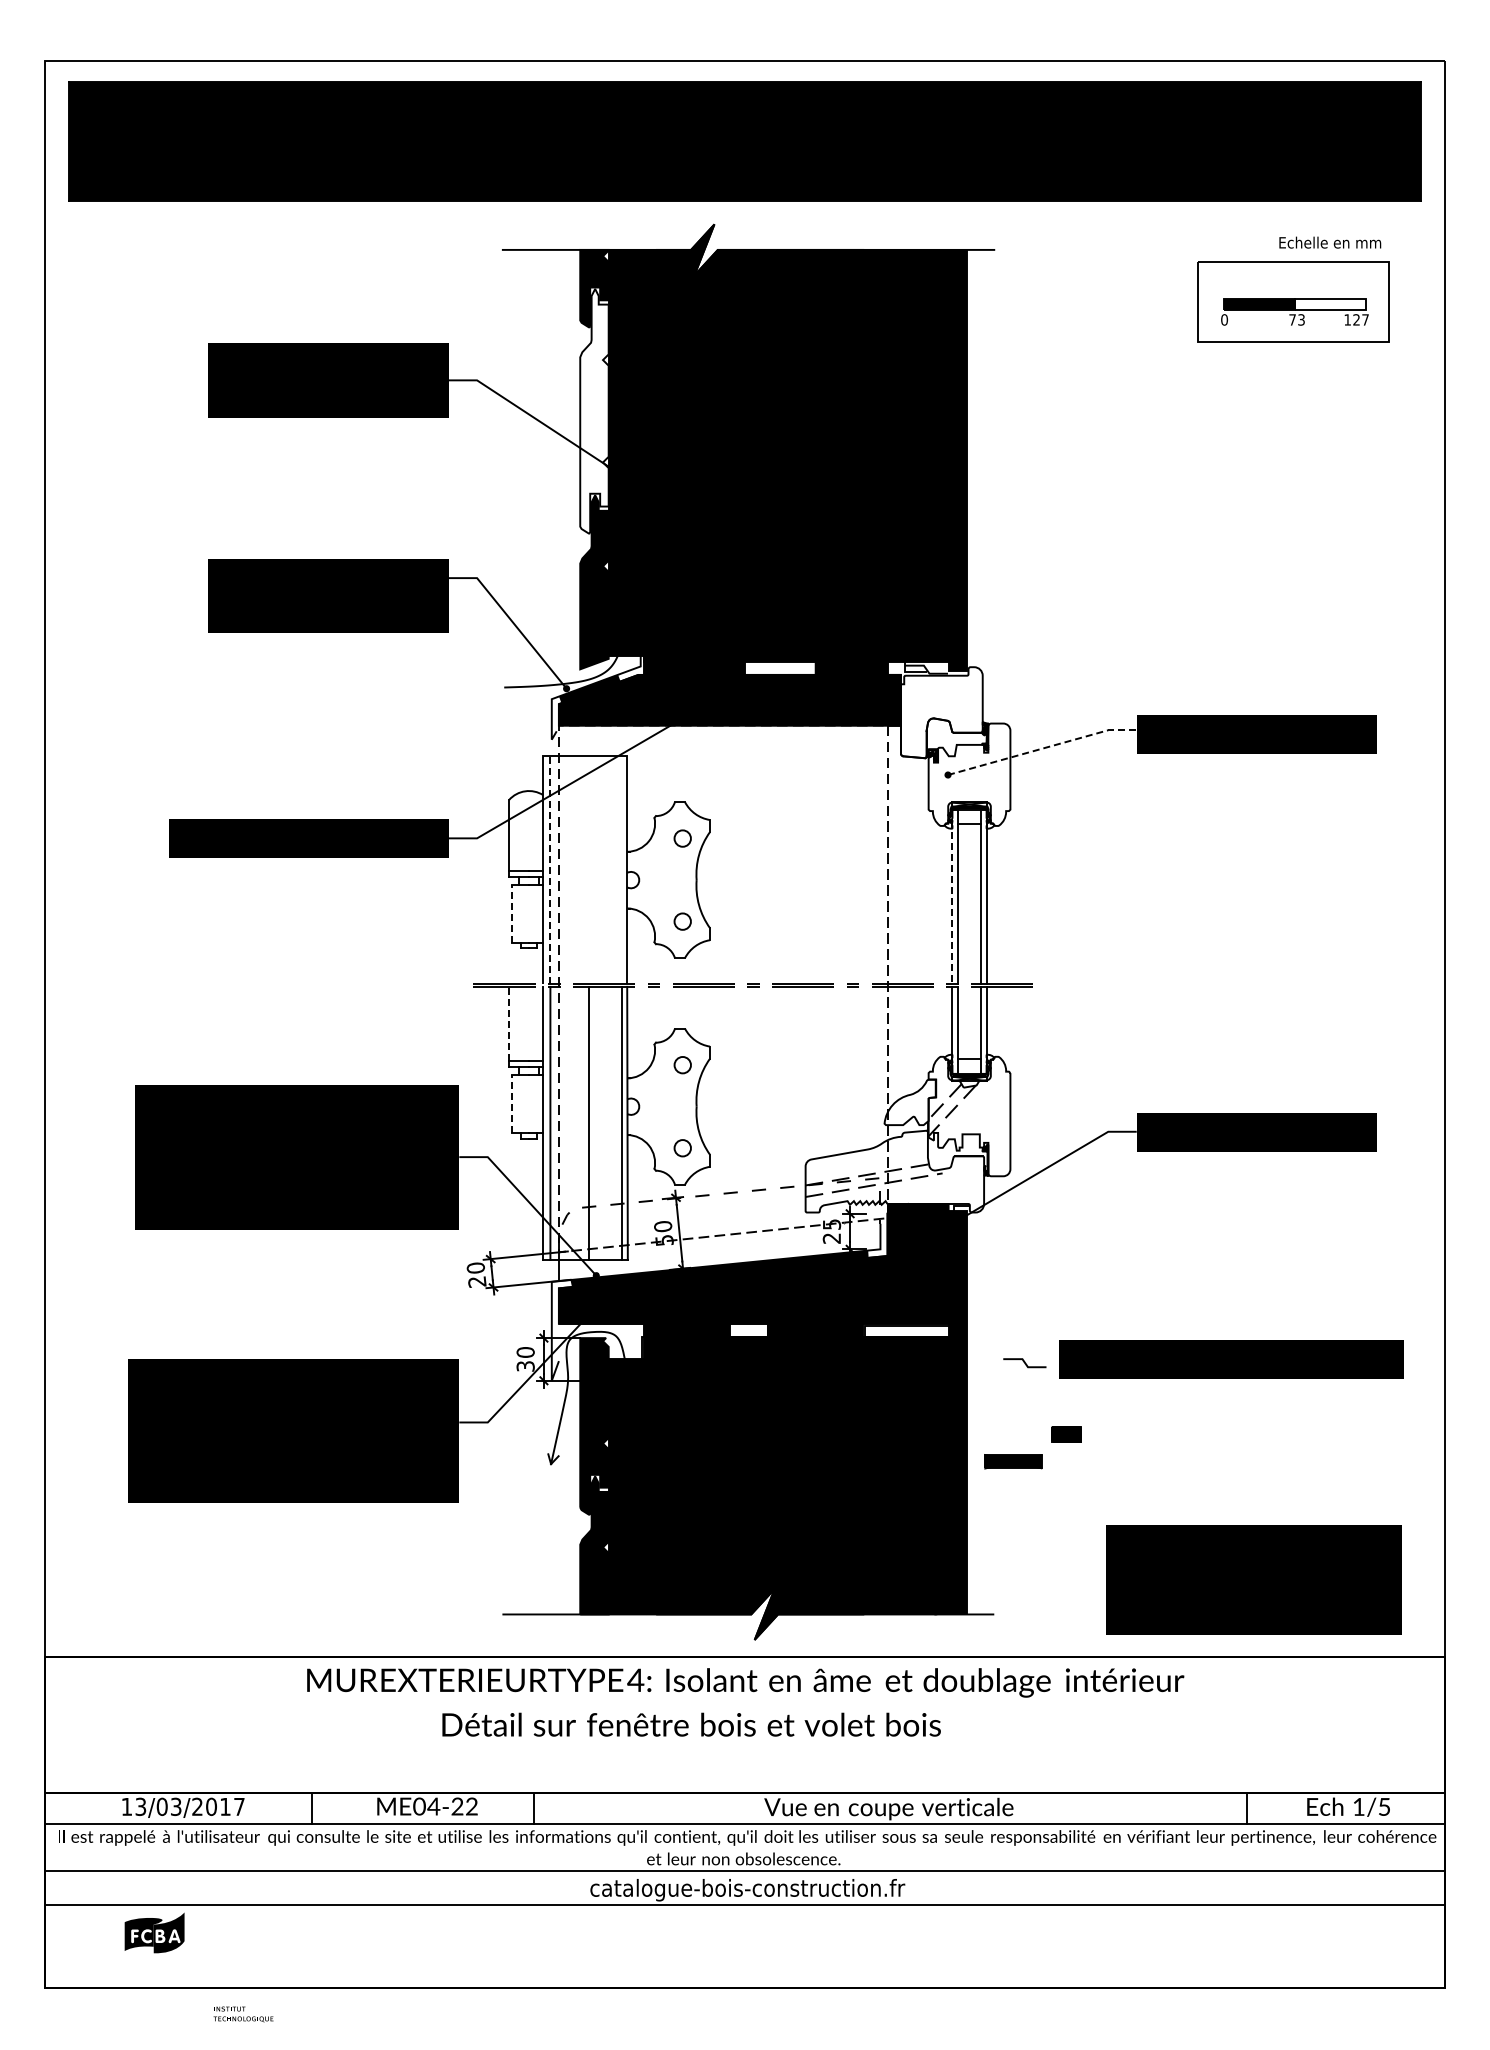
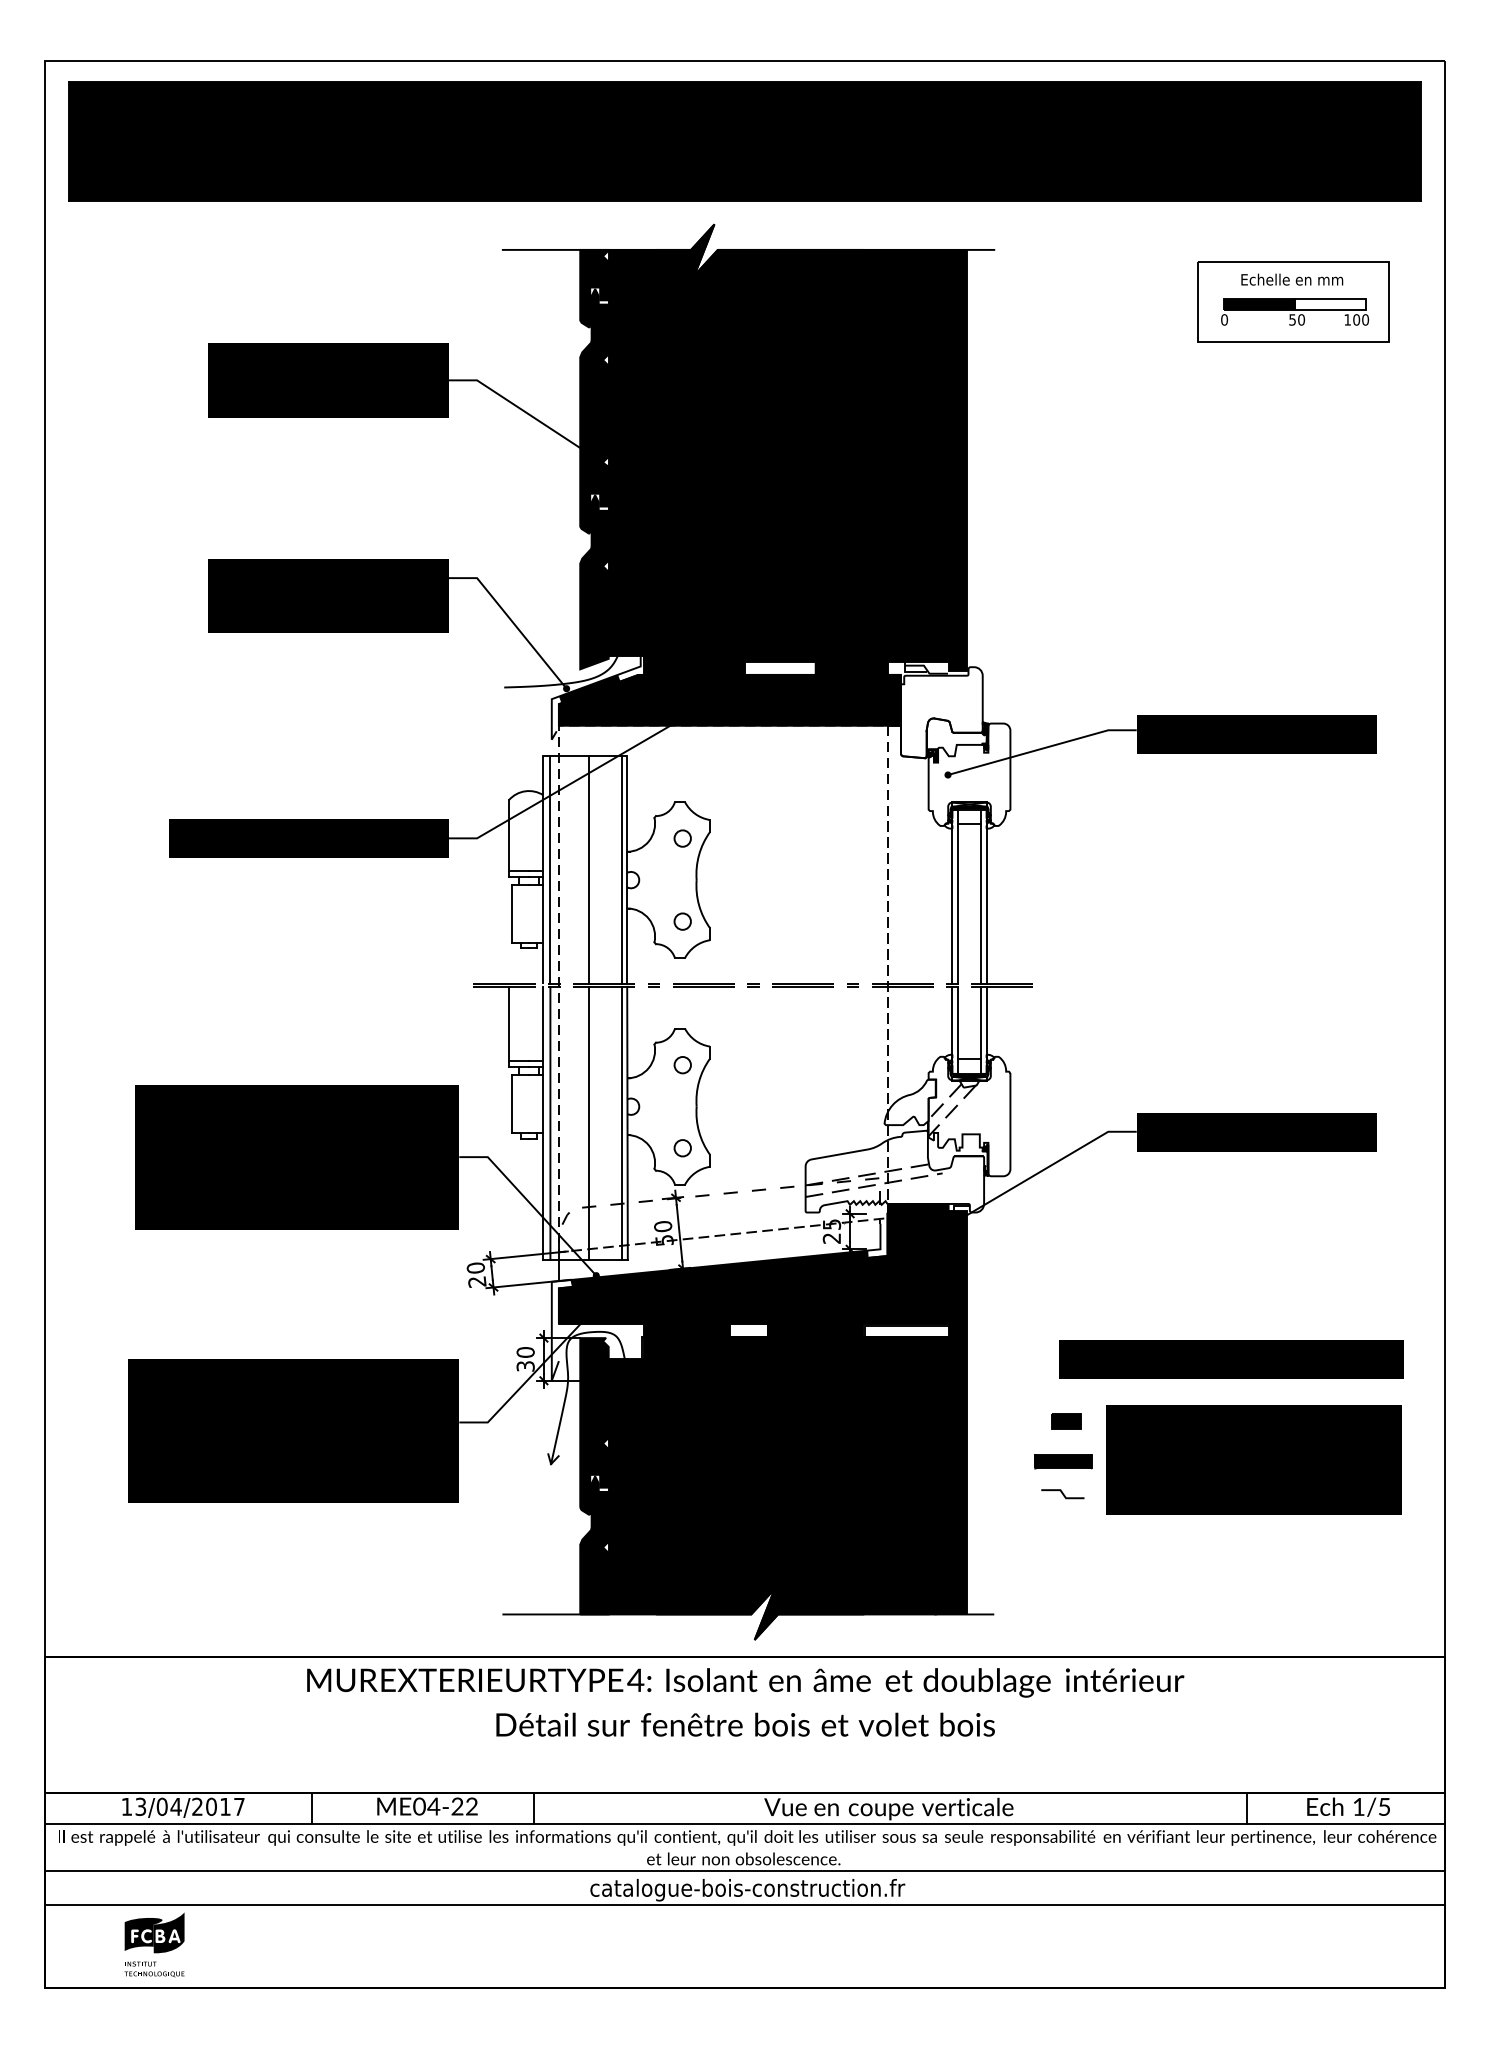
text position: (1330, 242) -> (1292, 279) (1292, 279)
text: 73 -> 50 (1296, 319)
text: 127 -> 100 (1361, 319)
fill: none -> present (594, 410)
line: dashed -> solid (1043, 748)
line: dashed -> solid (550, 869)
line: none -> present (588, 869)
line: none -> present (621, 869)
line: dashed -> solid (952, 897)
line: dashed -> solid (512, 913)
line: dashed -> solid (509, 1023)
line: dashed -> solid (512, 1103)
line position: (1024, 1363) -> (1062, 1494) (1062, 1494)
part position: (1066, 1434) -> (1066, 1421) (1066, 1421)
part position: (1013, 1461) -> (1063, 1461) (1063, 1461)
text position: (1253, 1579) -> (1253, 1459) (1253, 1459)
text position: (691, 1724) -> (745, 1724) (745, 1724)
text: 13/03/2017 -> 13/04/2017 (175, 1806)
part position: (243, 2014) -> (154, 1969) (154, 1969)
